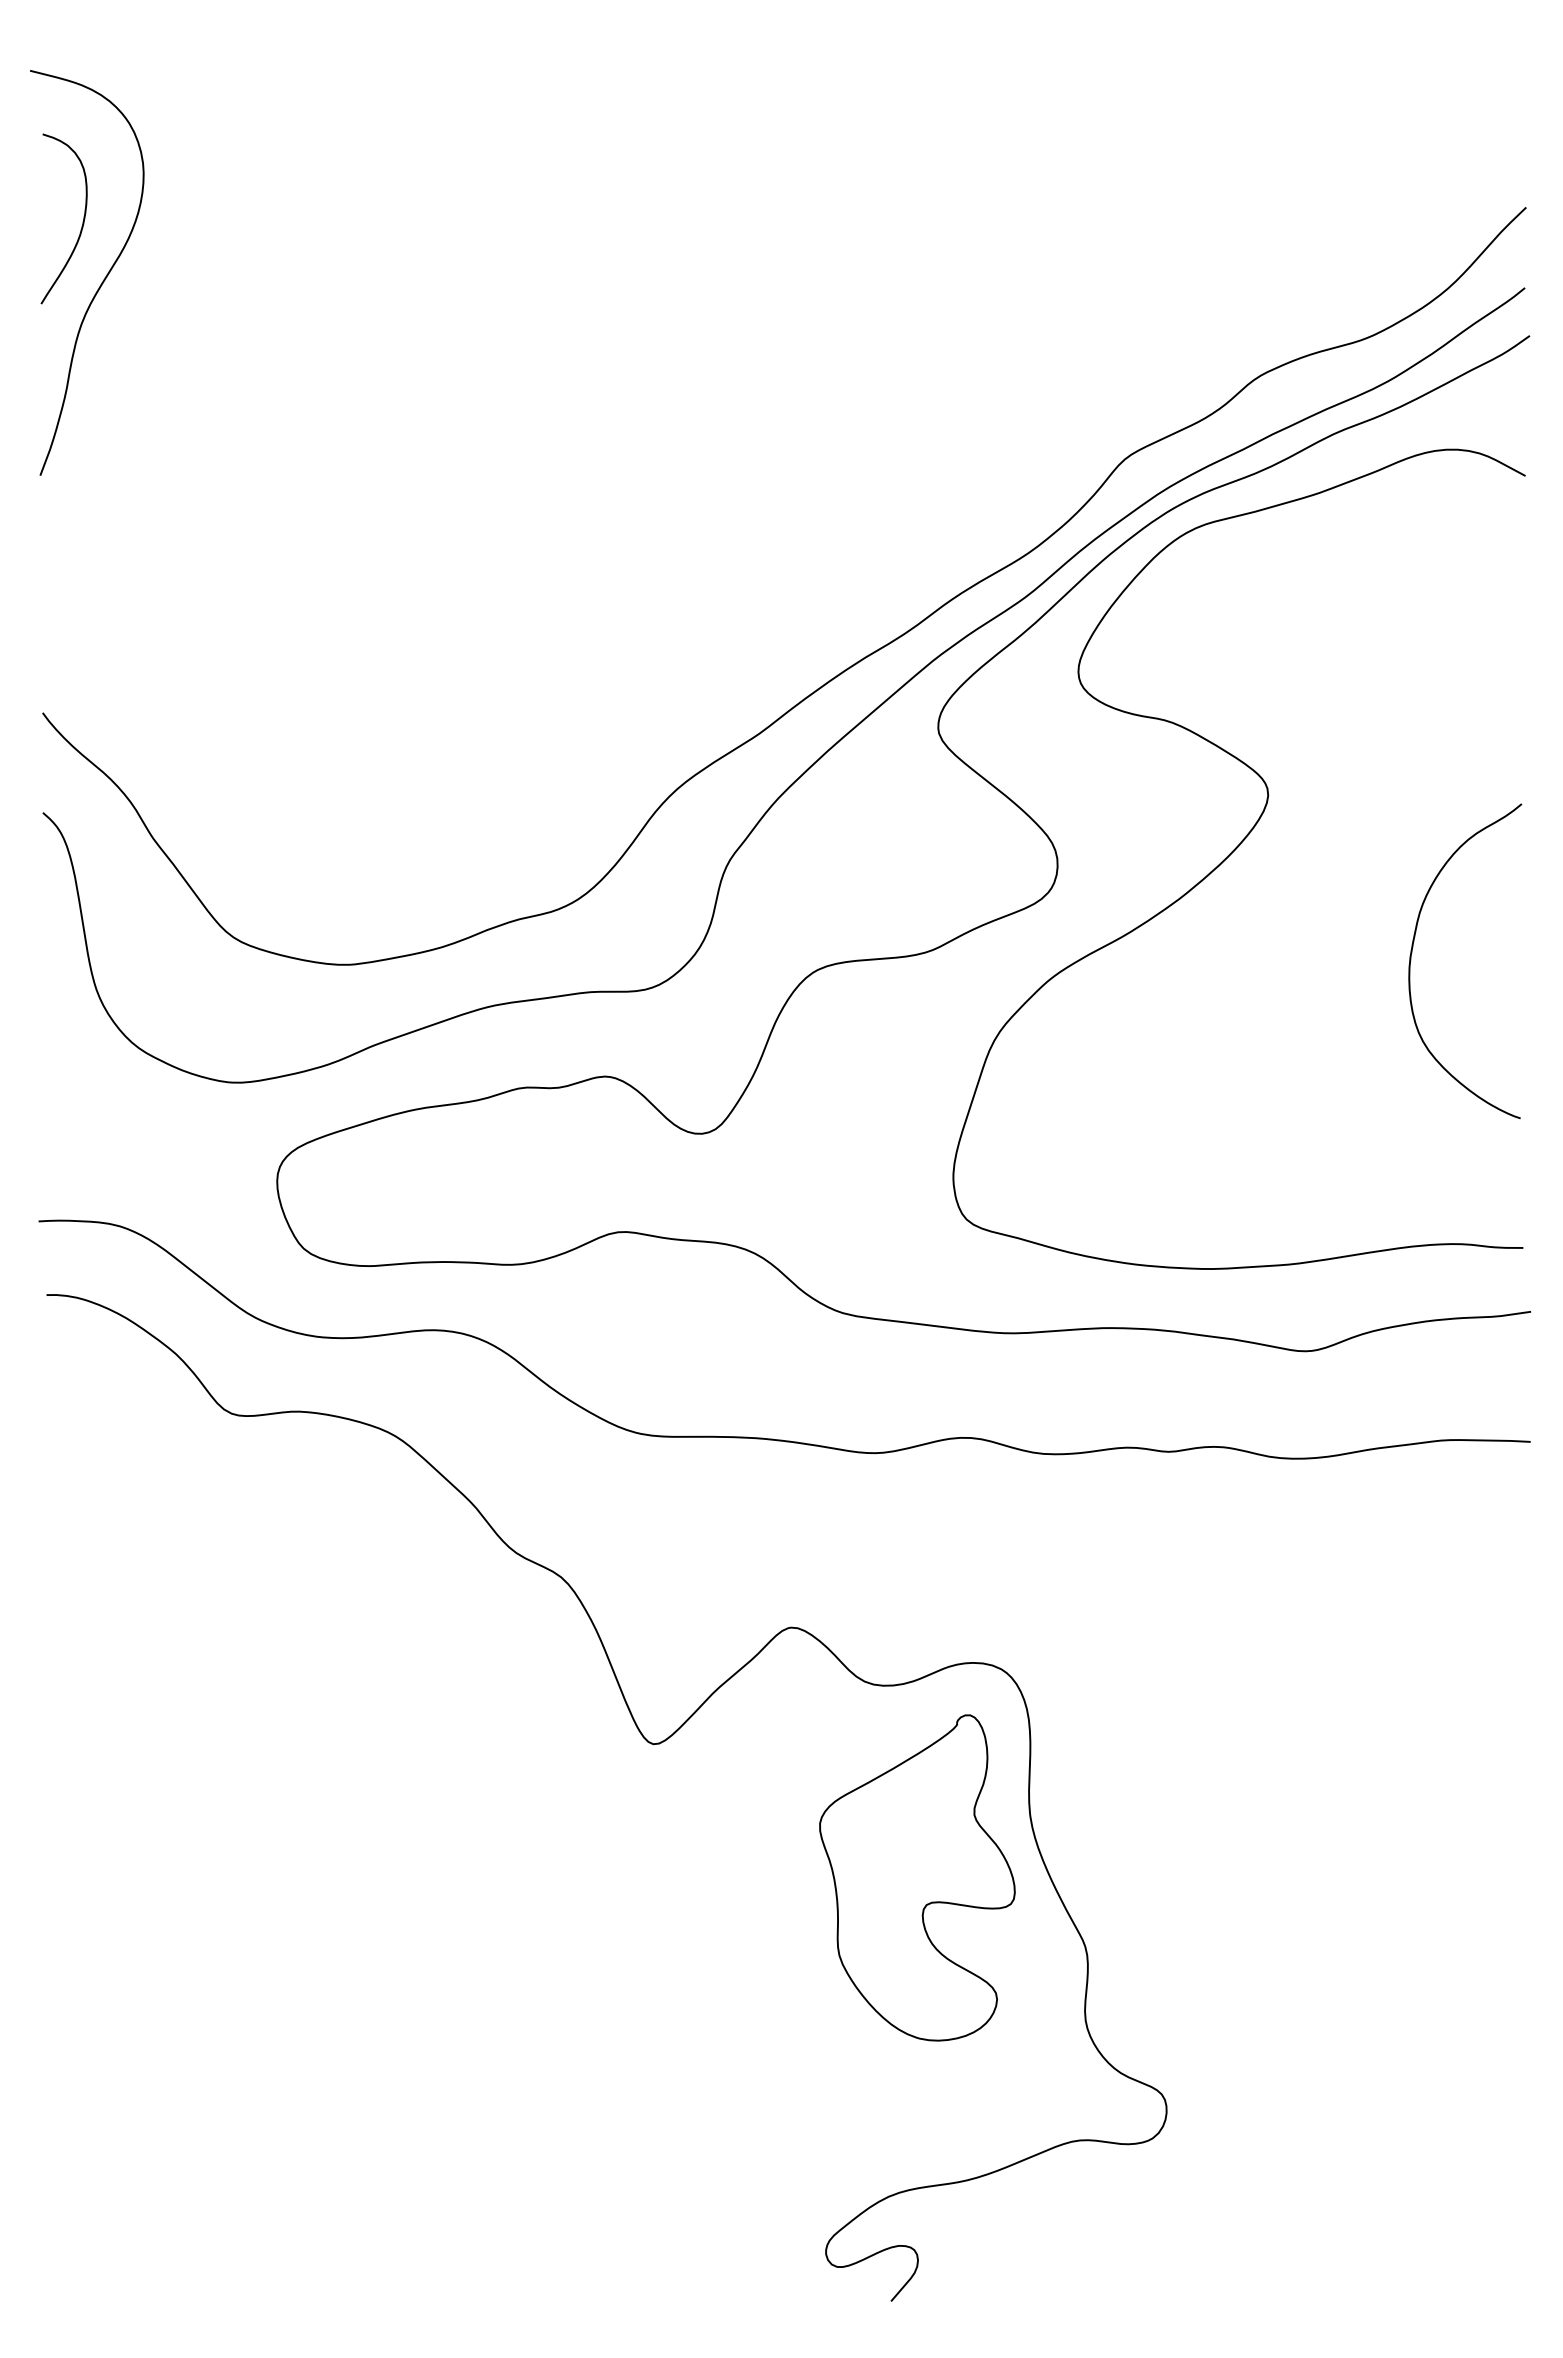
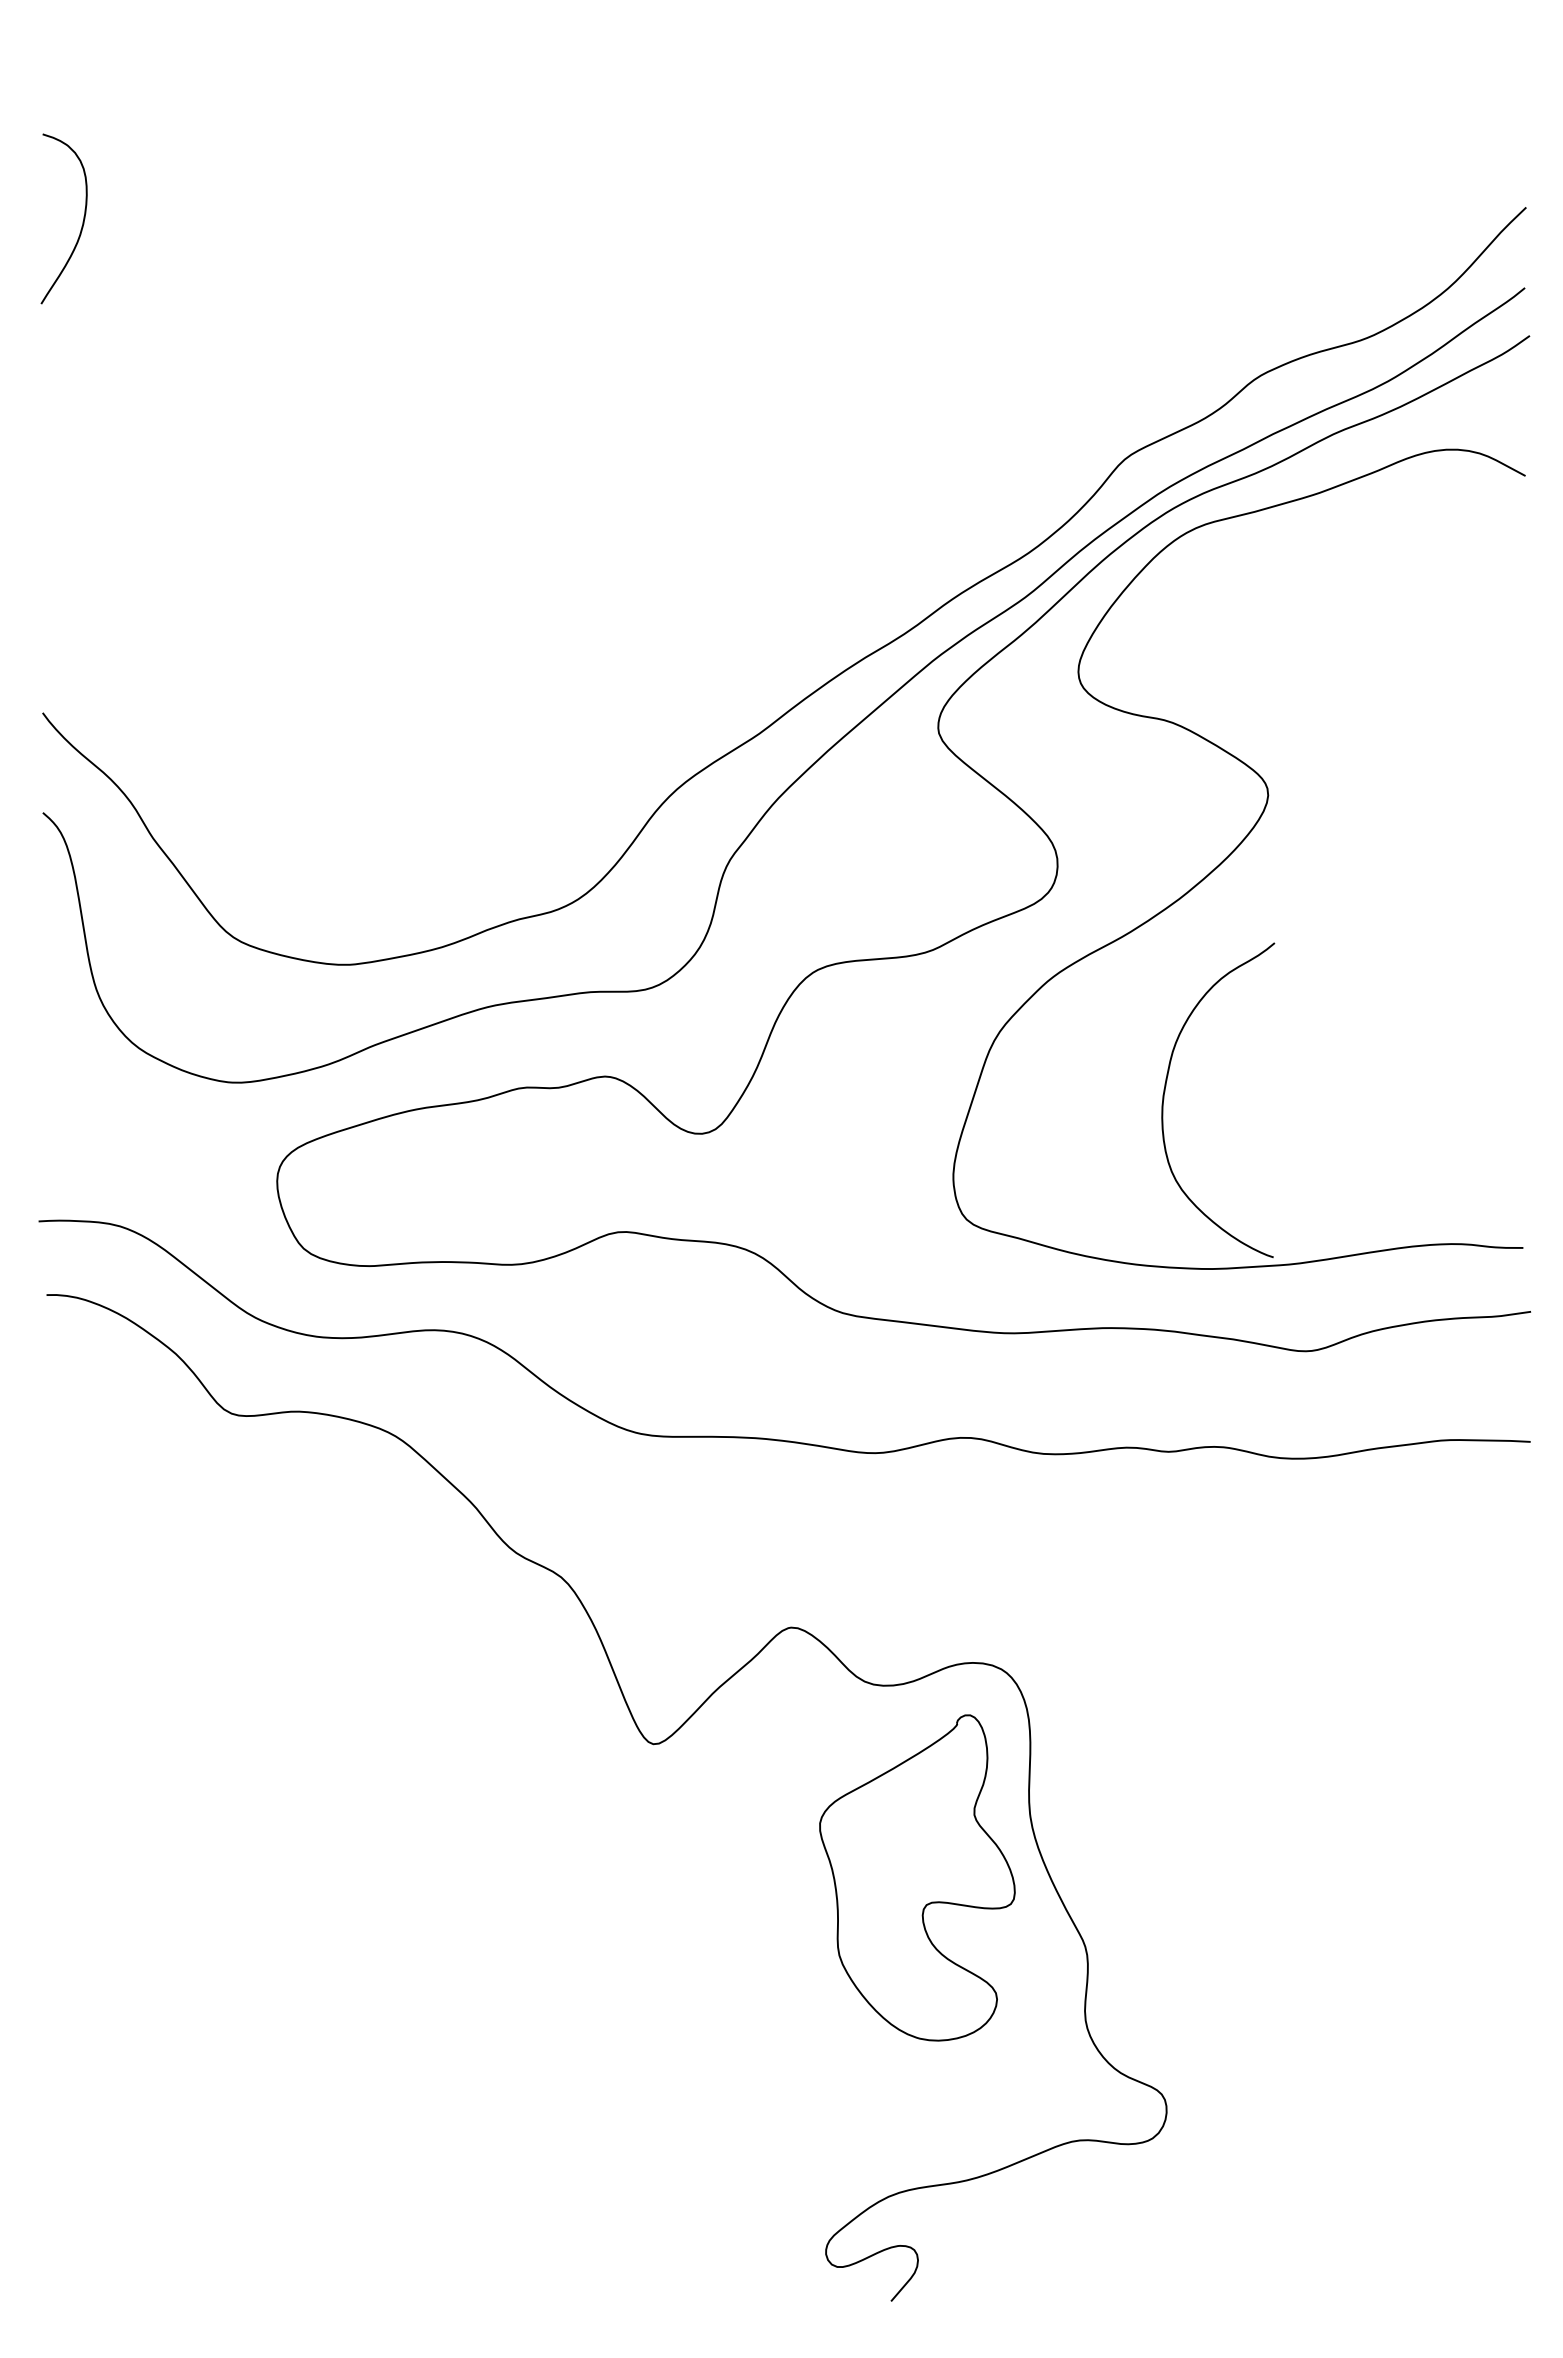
curve: present -> none (101, 282)
curve position: (1412, 953) -> (1165, 1092) (1165, 1092)
